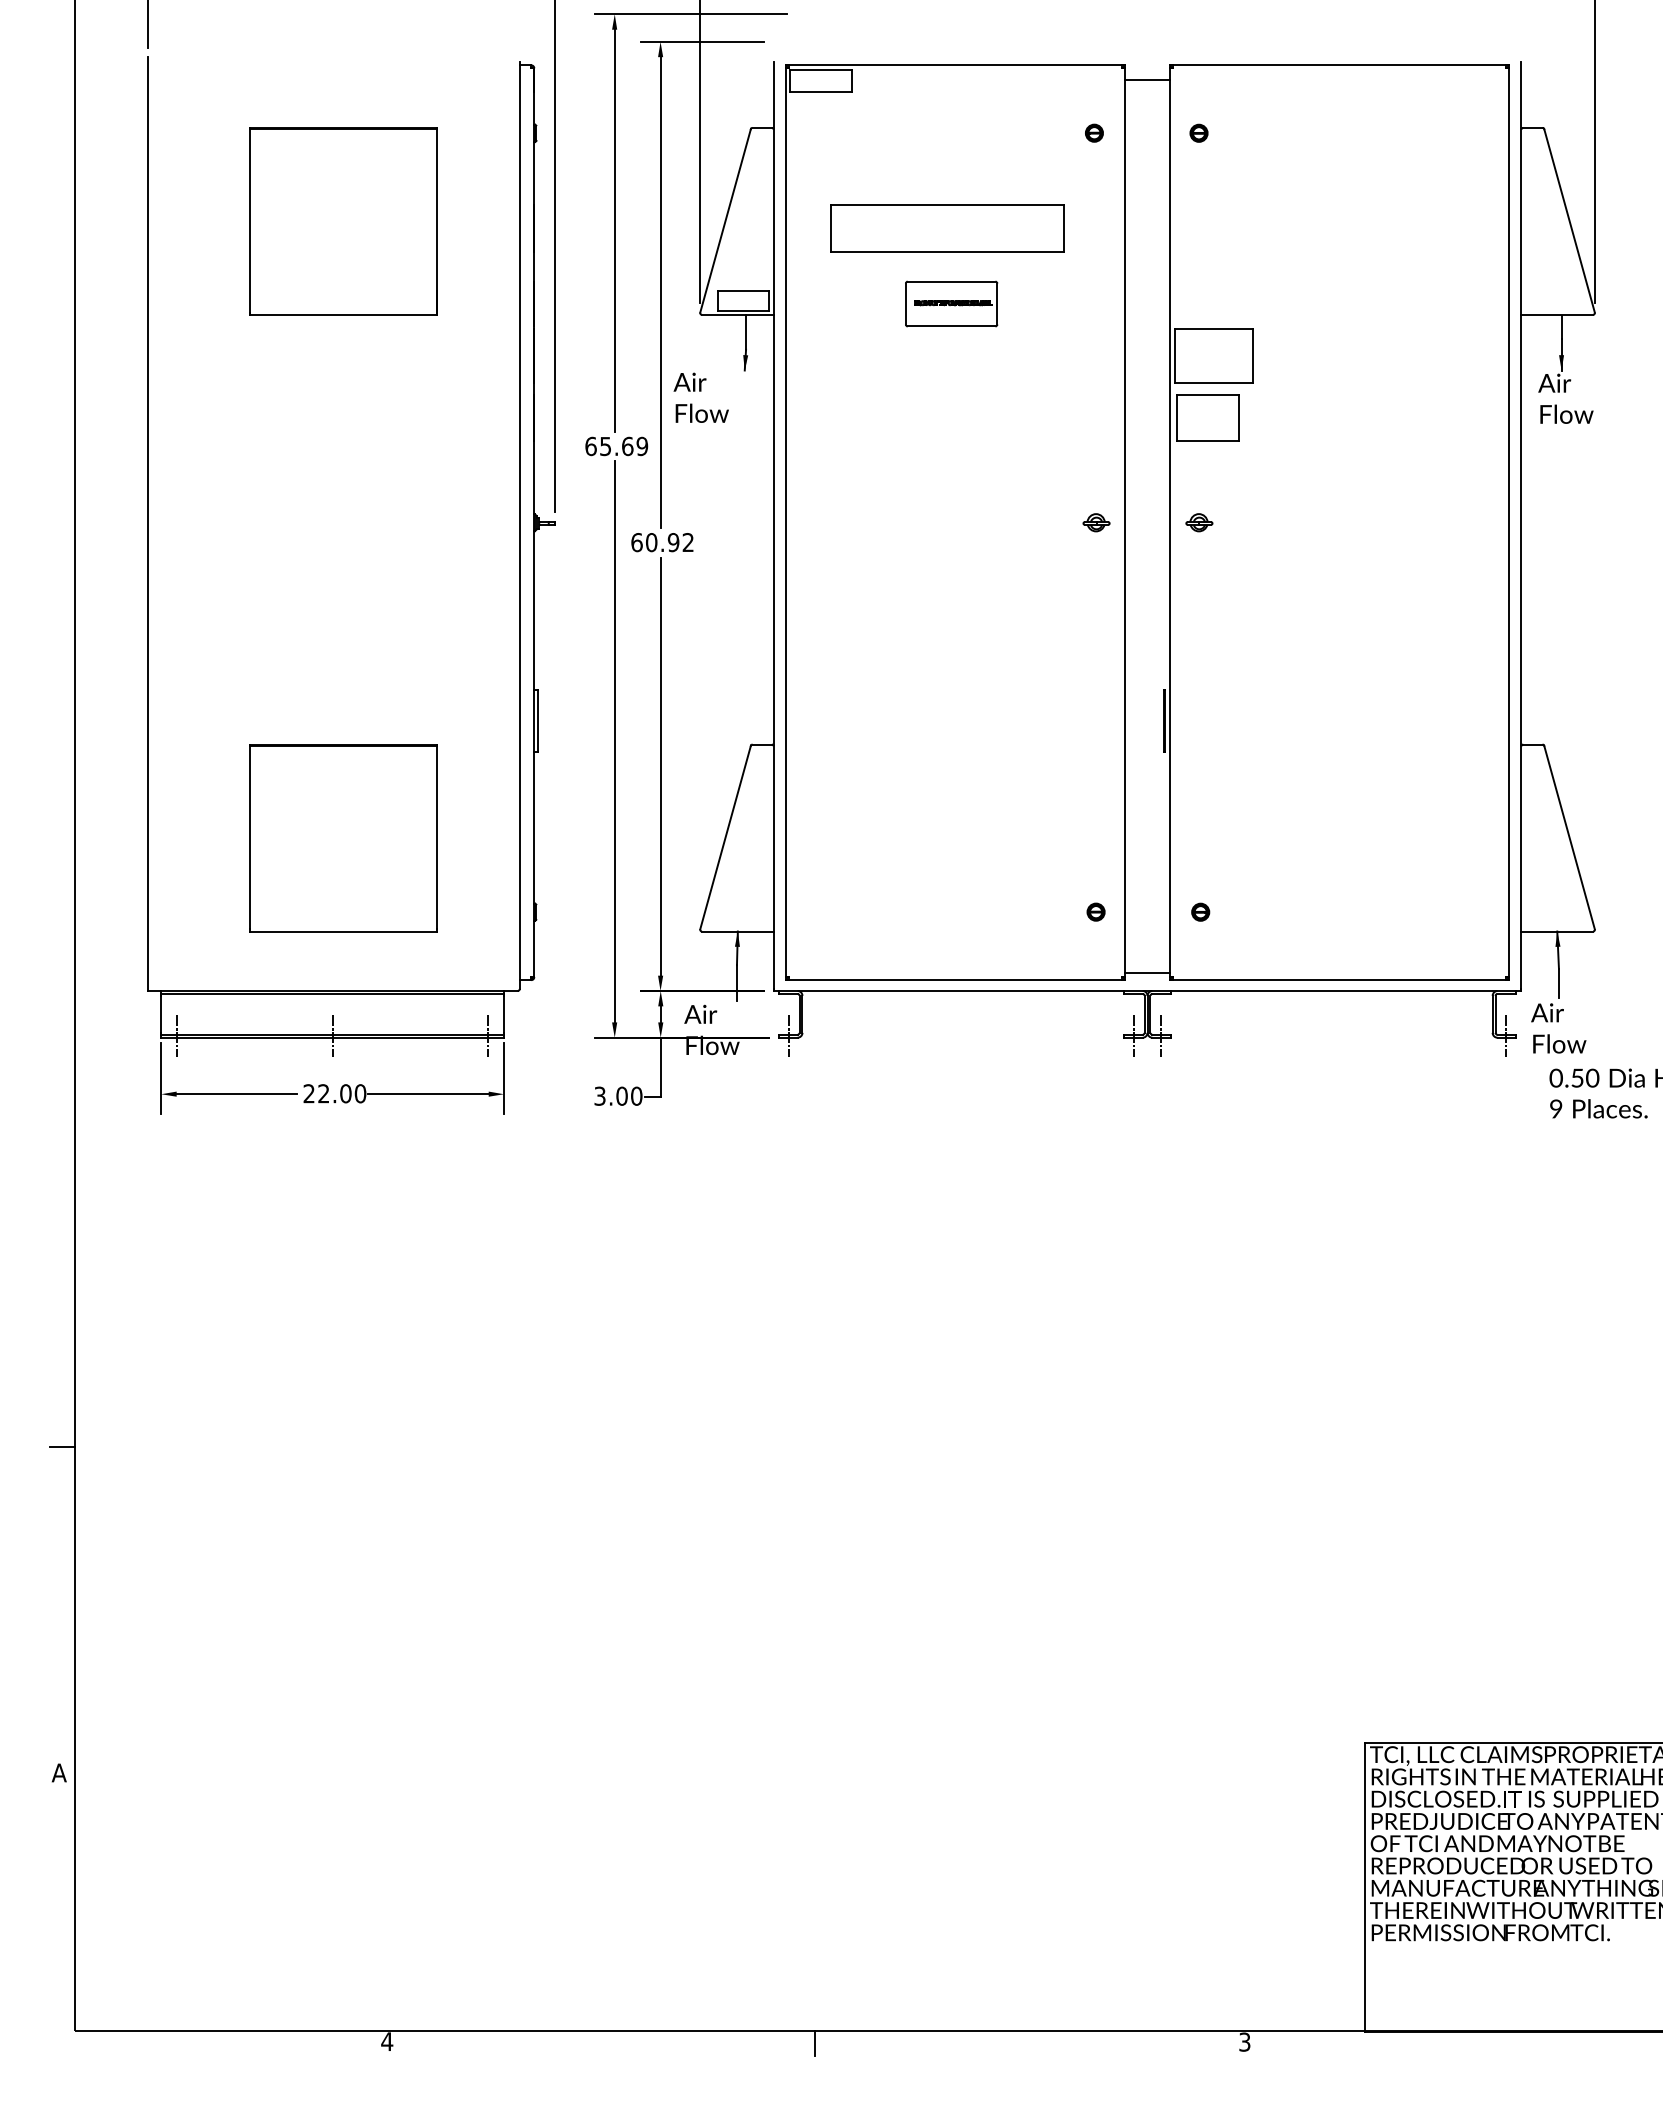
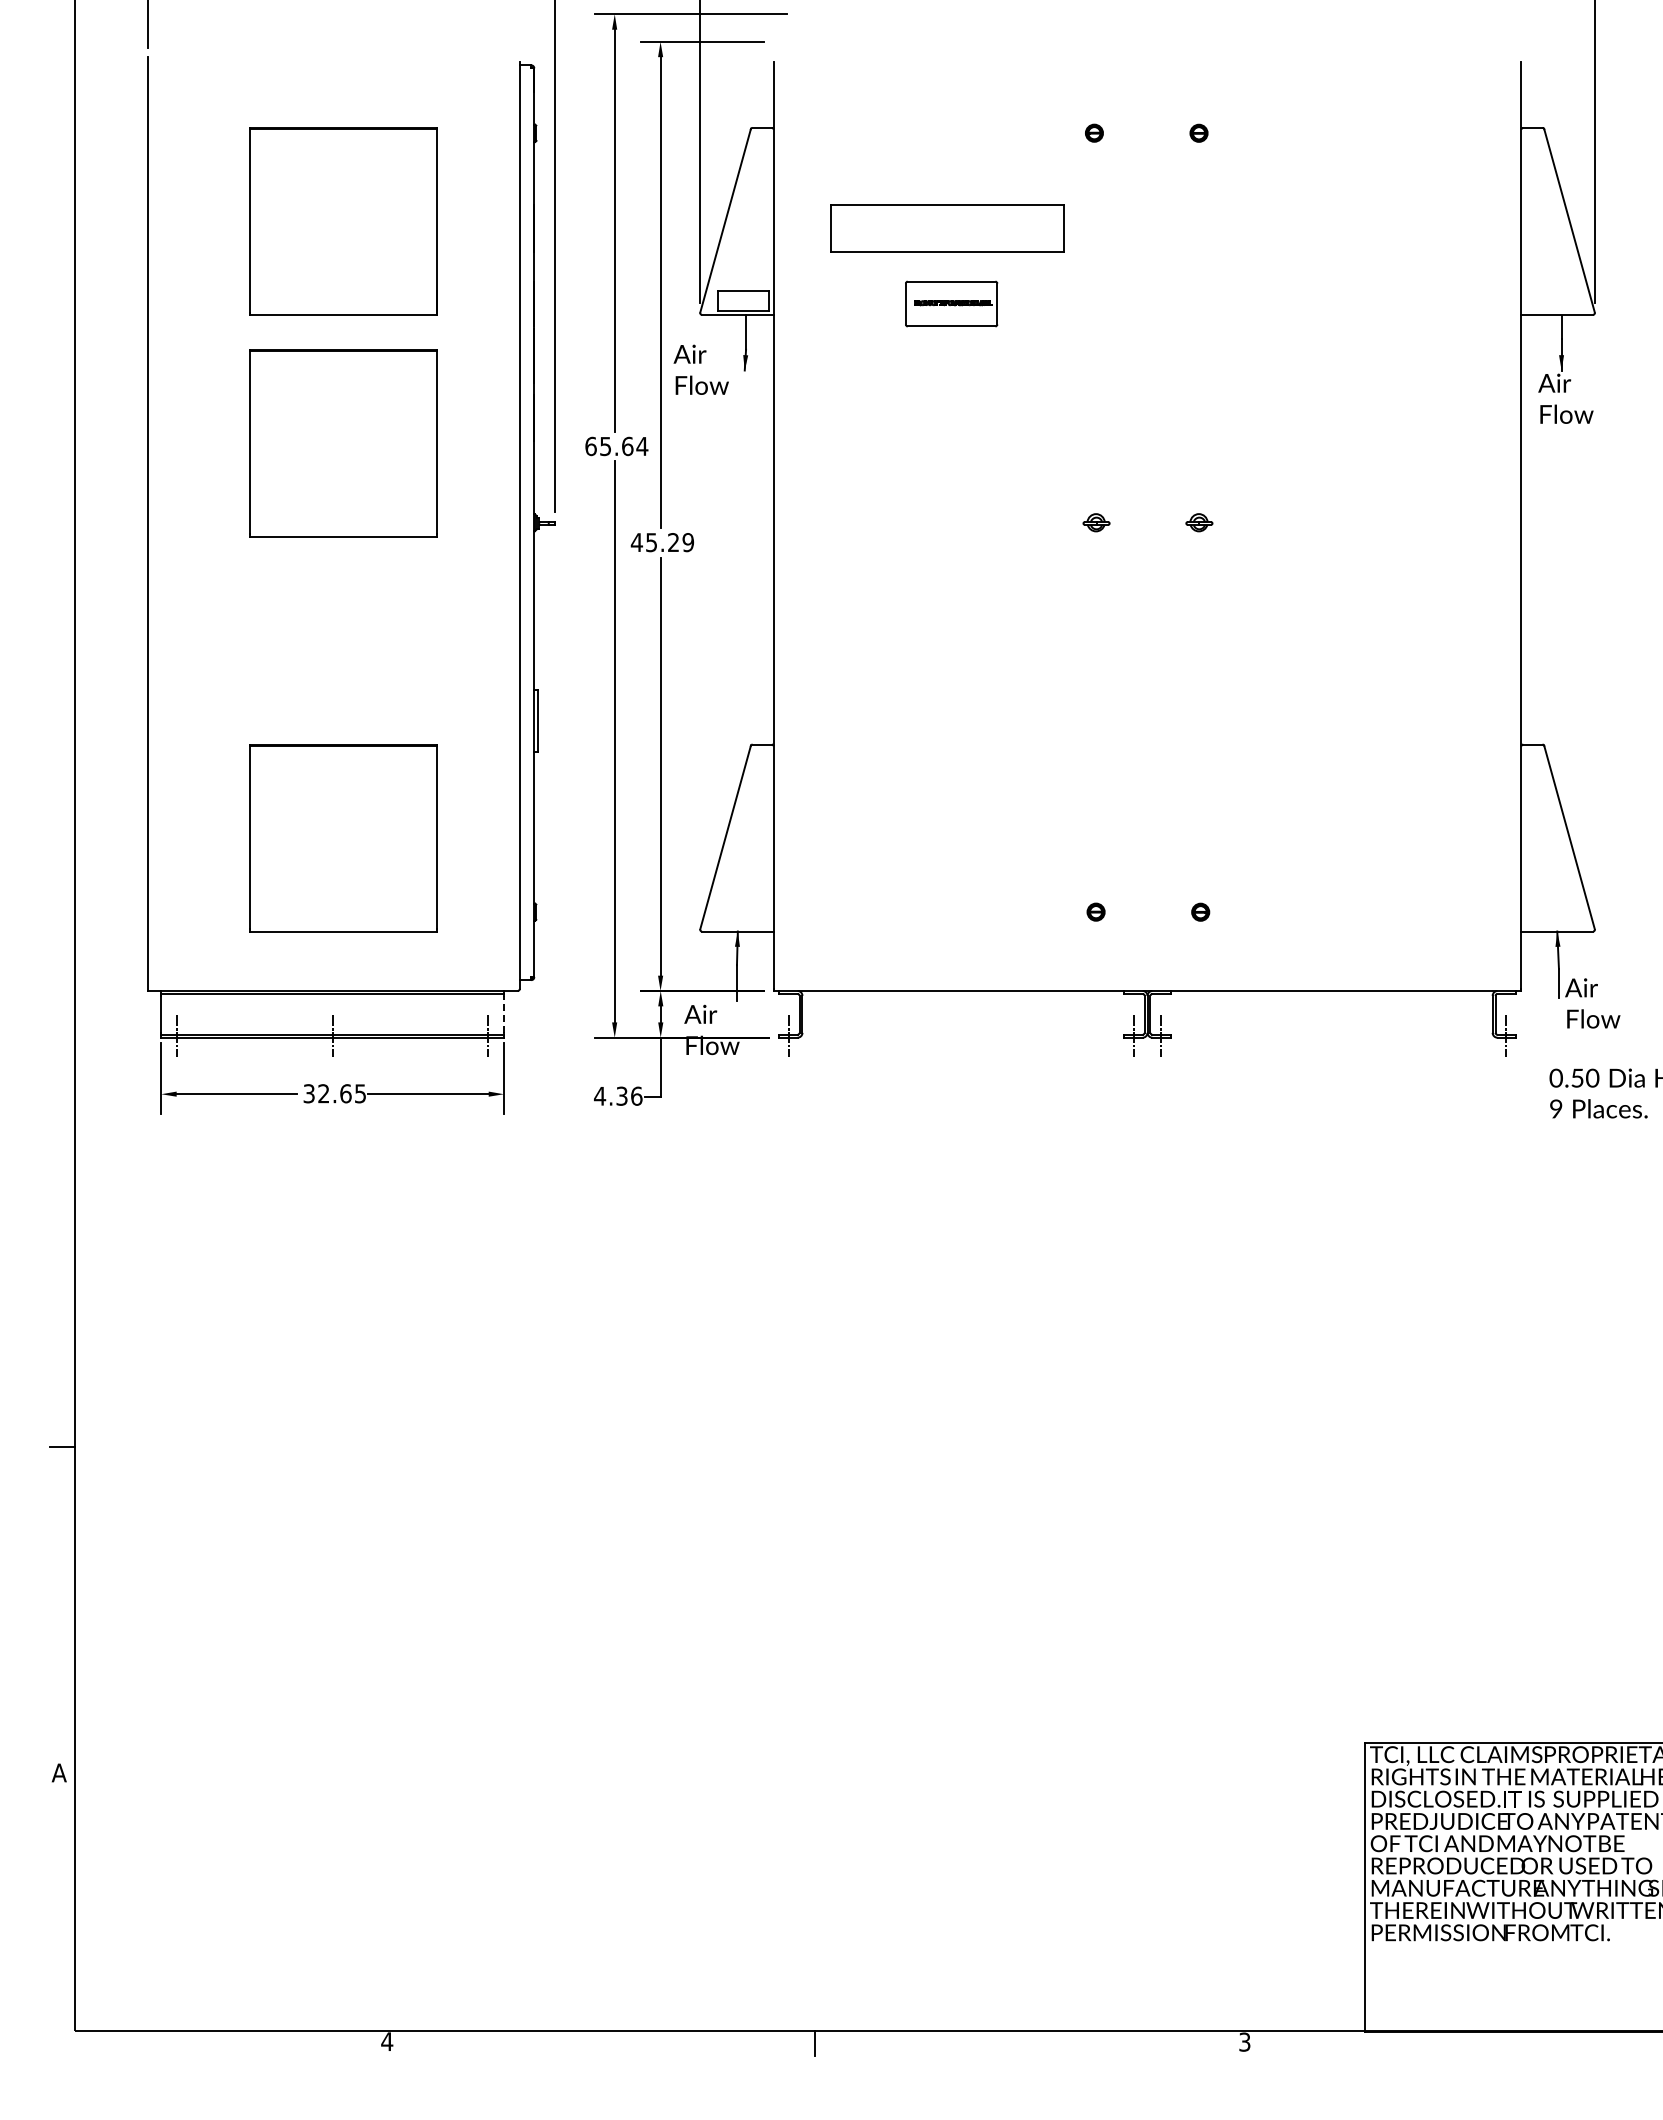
text position: (700, 397) -> (700, 369) (700, 369)
part: none -> present (343, 443)
text: 65.69 -> 65.64 (642, 446)
part: present -> none (1147, 522)
text: 60.92 -> 45.29 (662, 542)
line: solid -> dashed (504, 1013)
text position: (1558, 1028) -> (1592, 1003) (1592, 1003)
text: 22.00 -> 32.65 (334, 1093)
text: 3.00 -> 4.36 (618, 1095)
